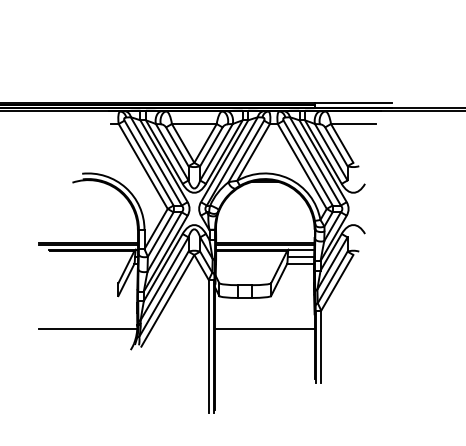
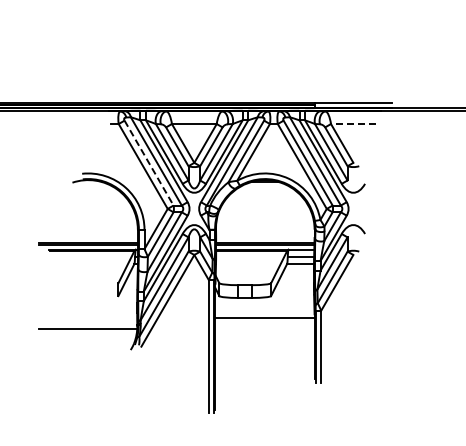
line: solid -> dashed (352, 124)
line: solid -> dashed (149, 163)
line position: (264, 329) -> (264, 318) (264, 318)
